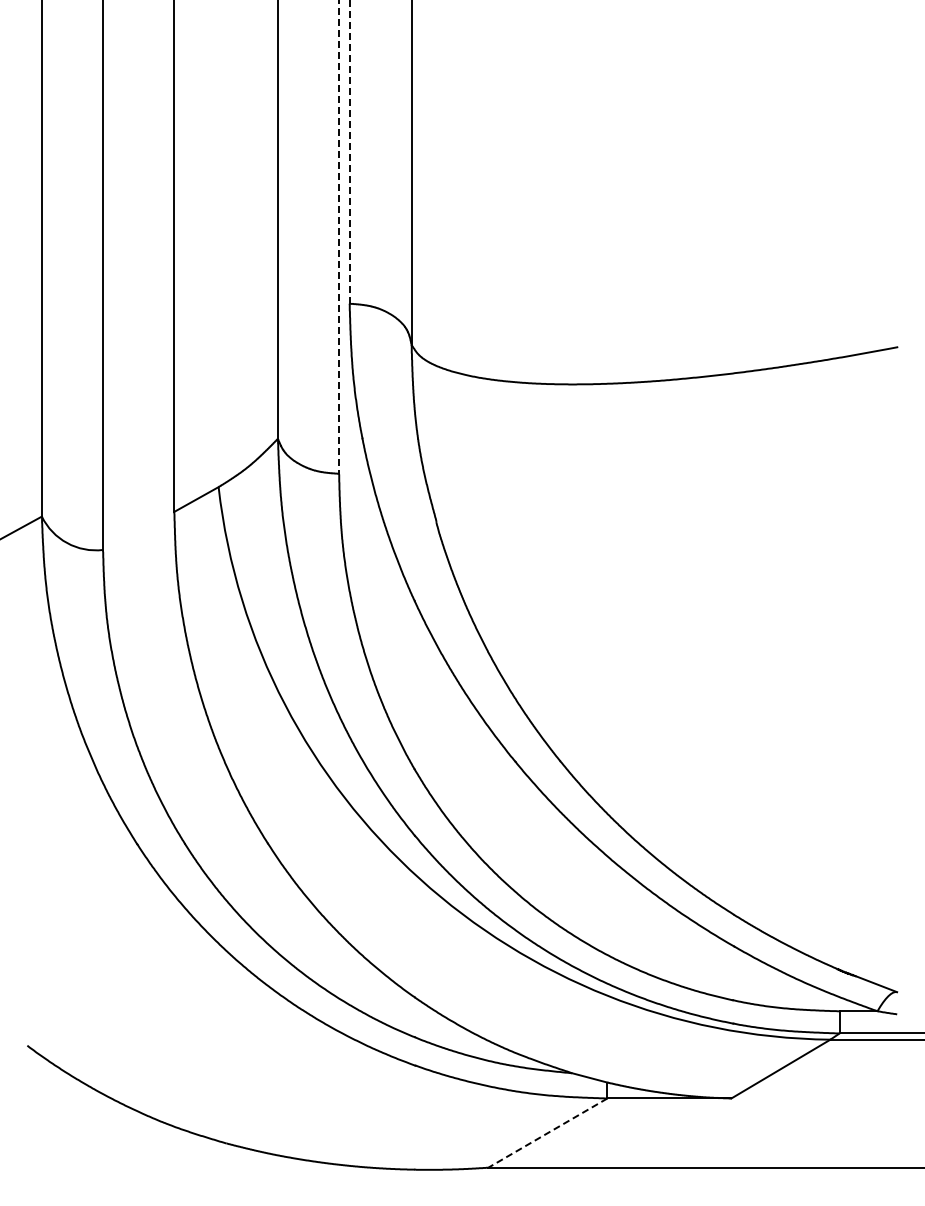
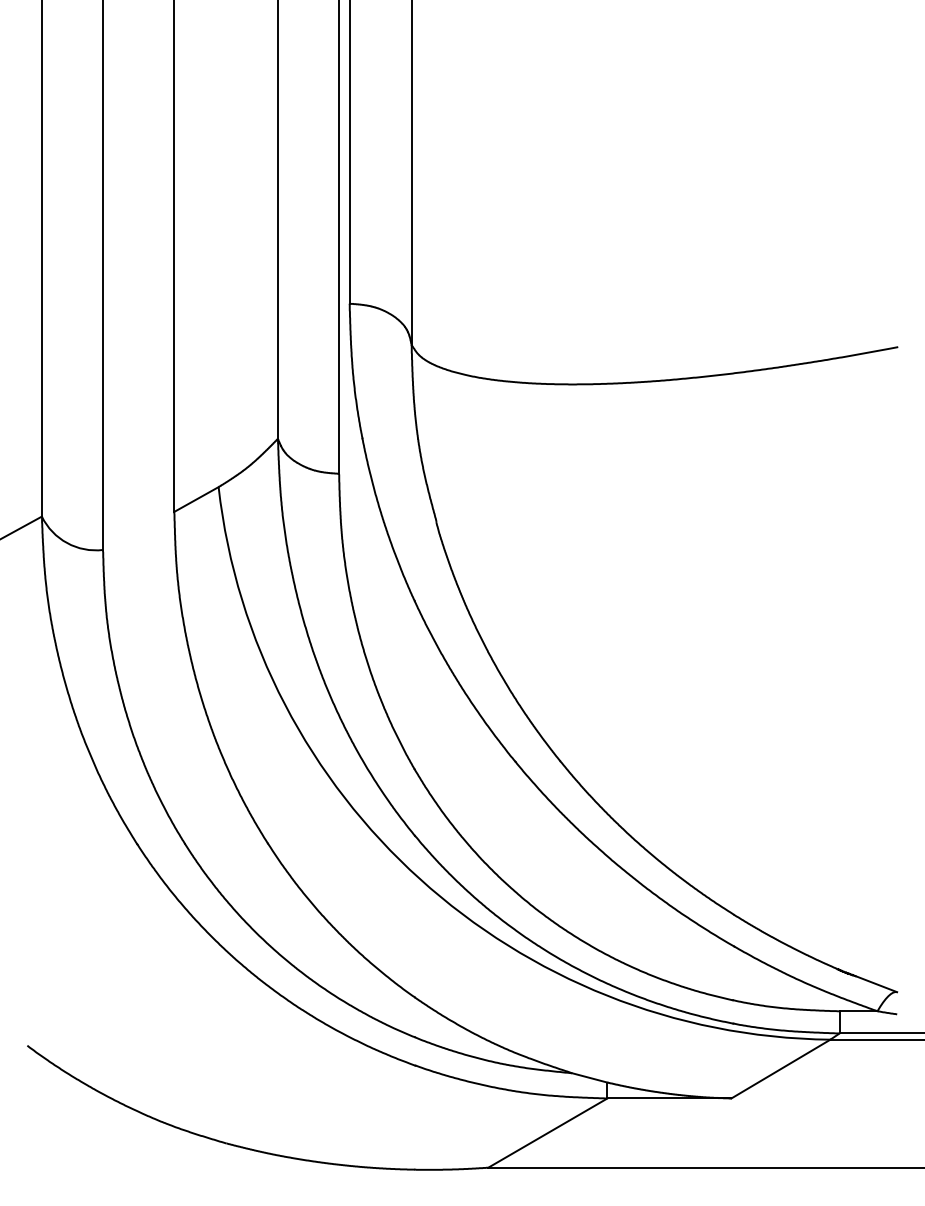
line: dashed -> solid (349, 151)
line: dashed -> solid (339, 237)
line: dashed -> solid (547, 1133)
